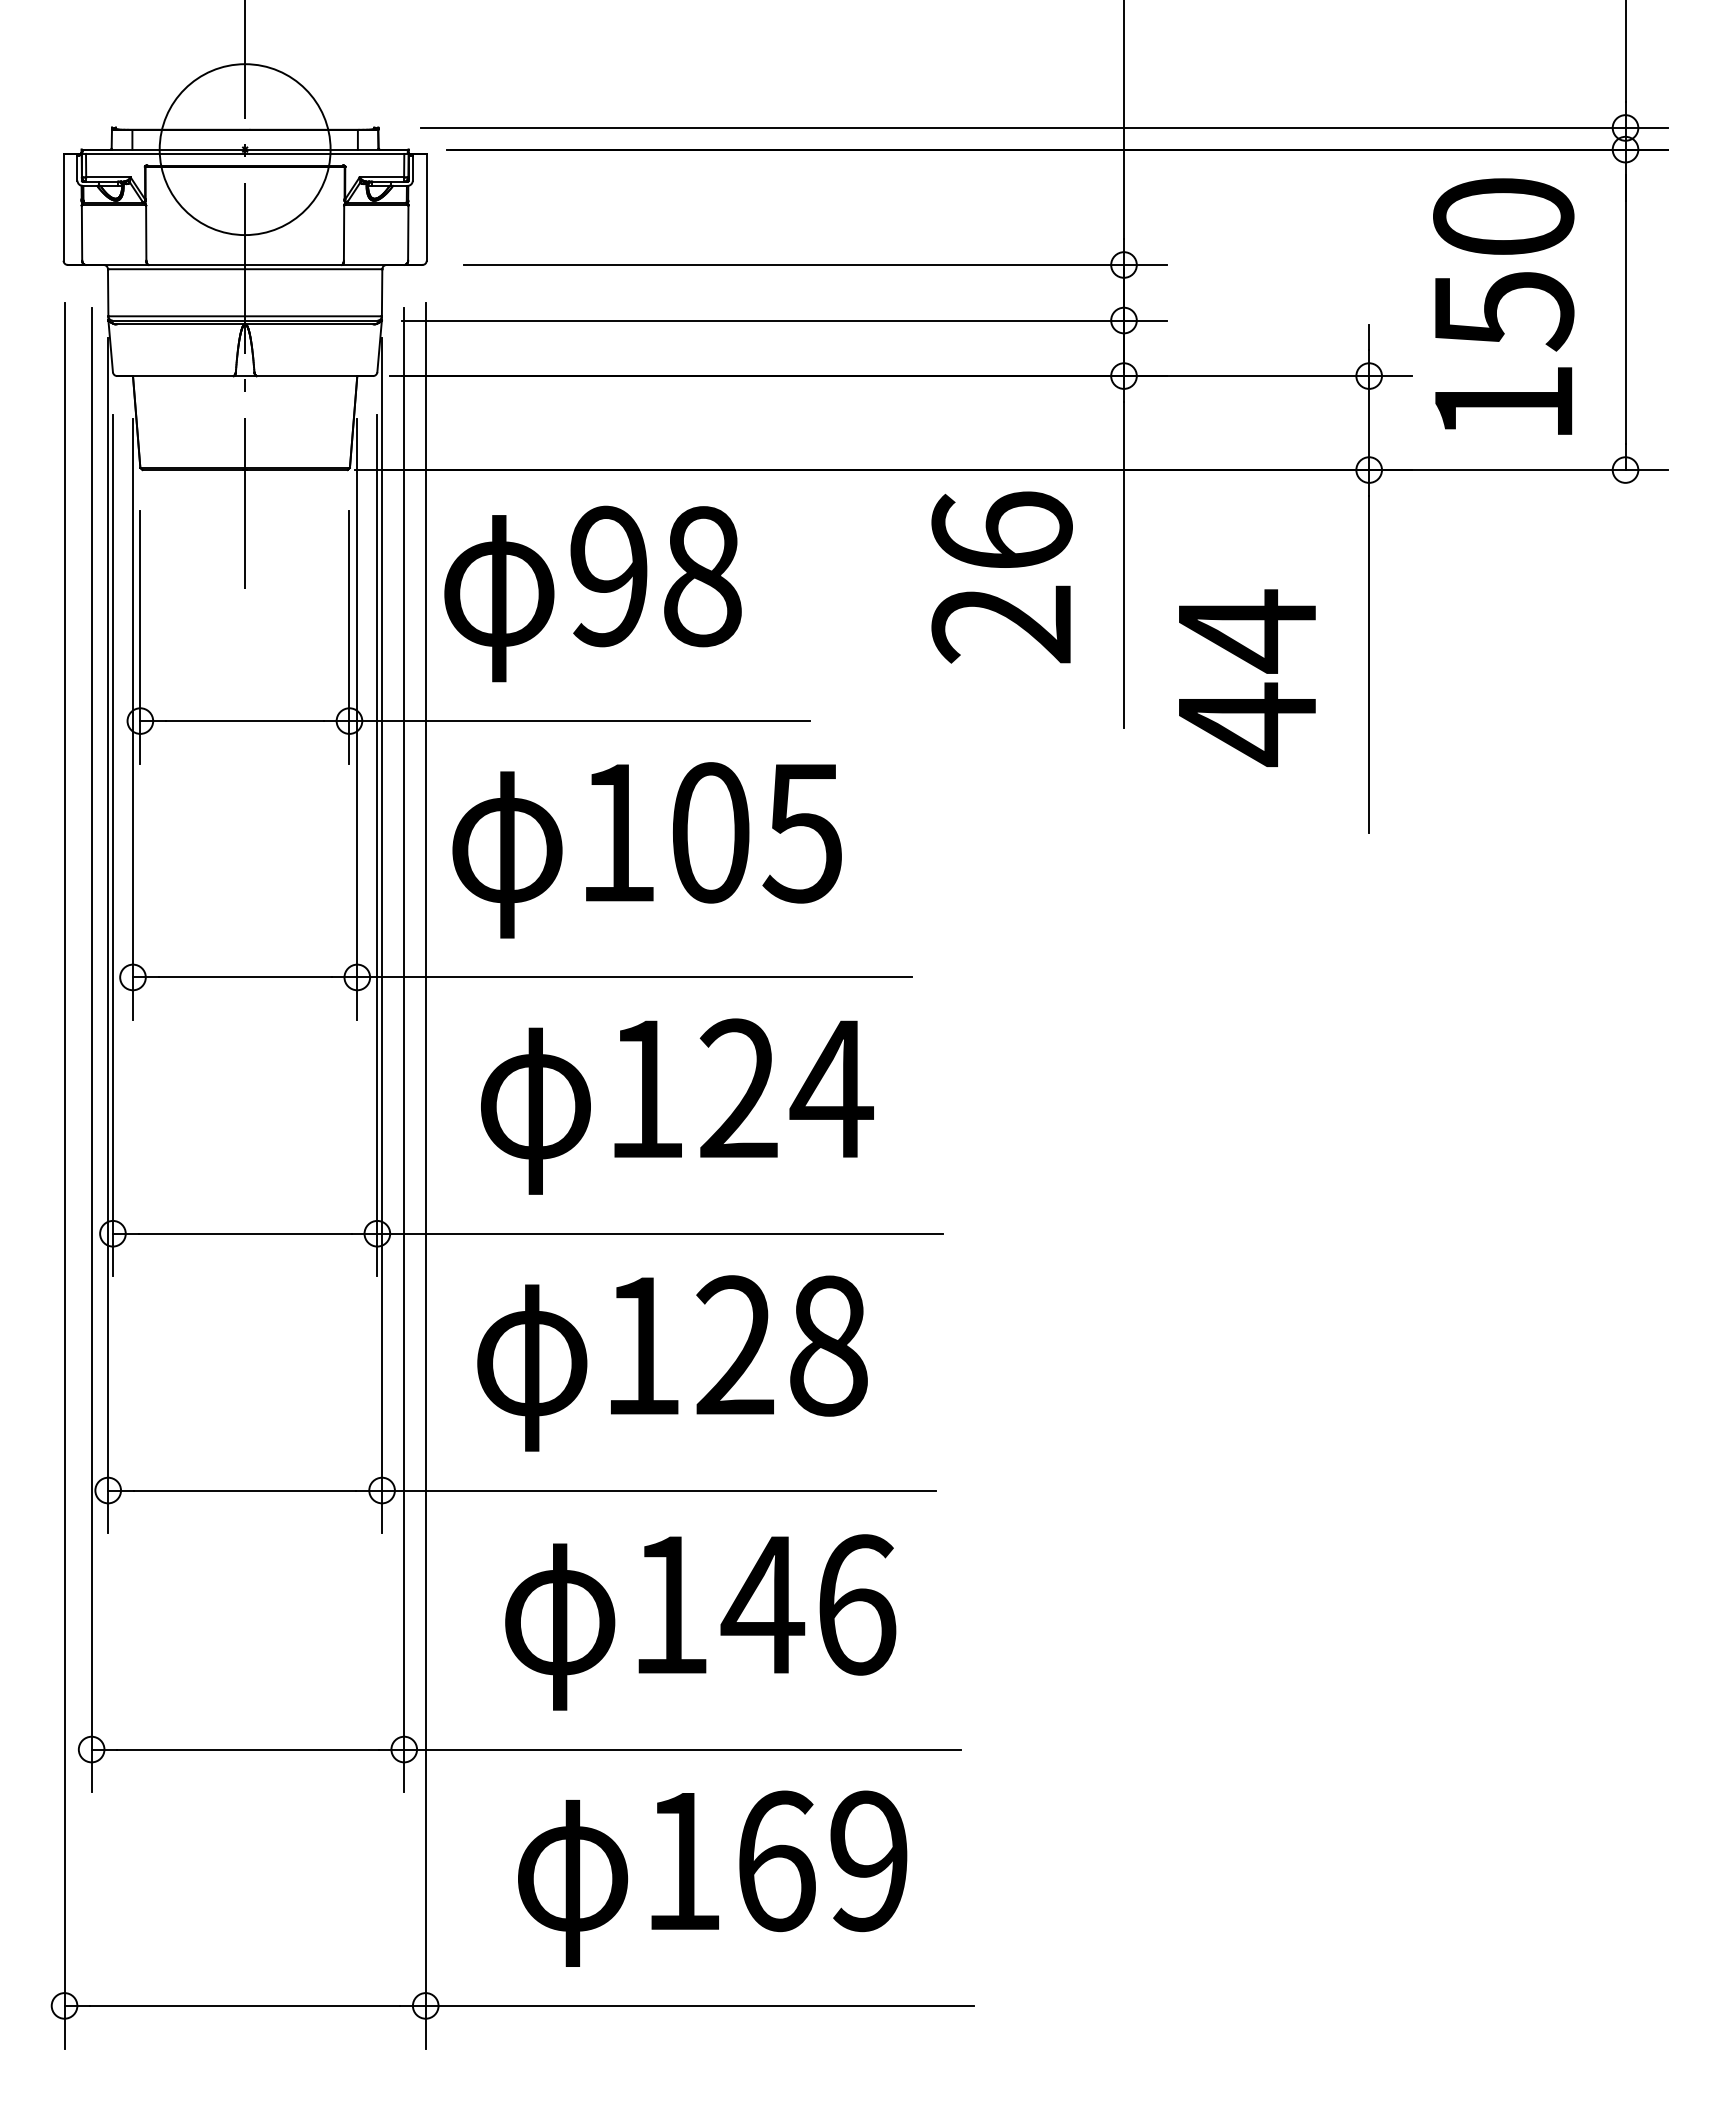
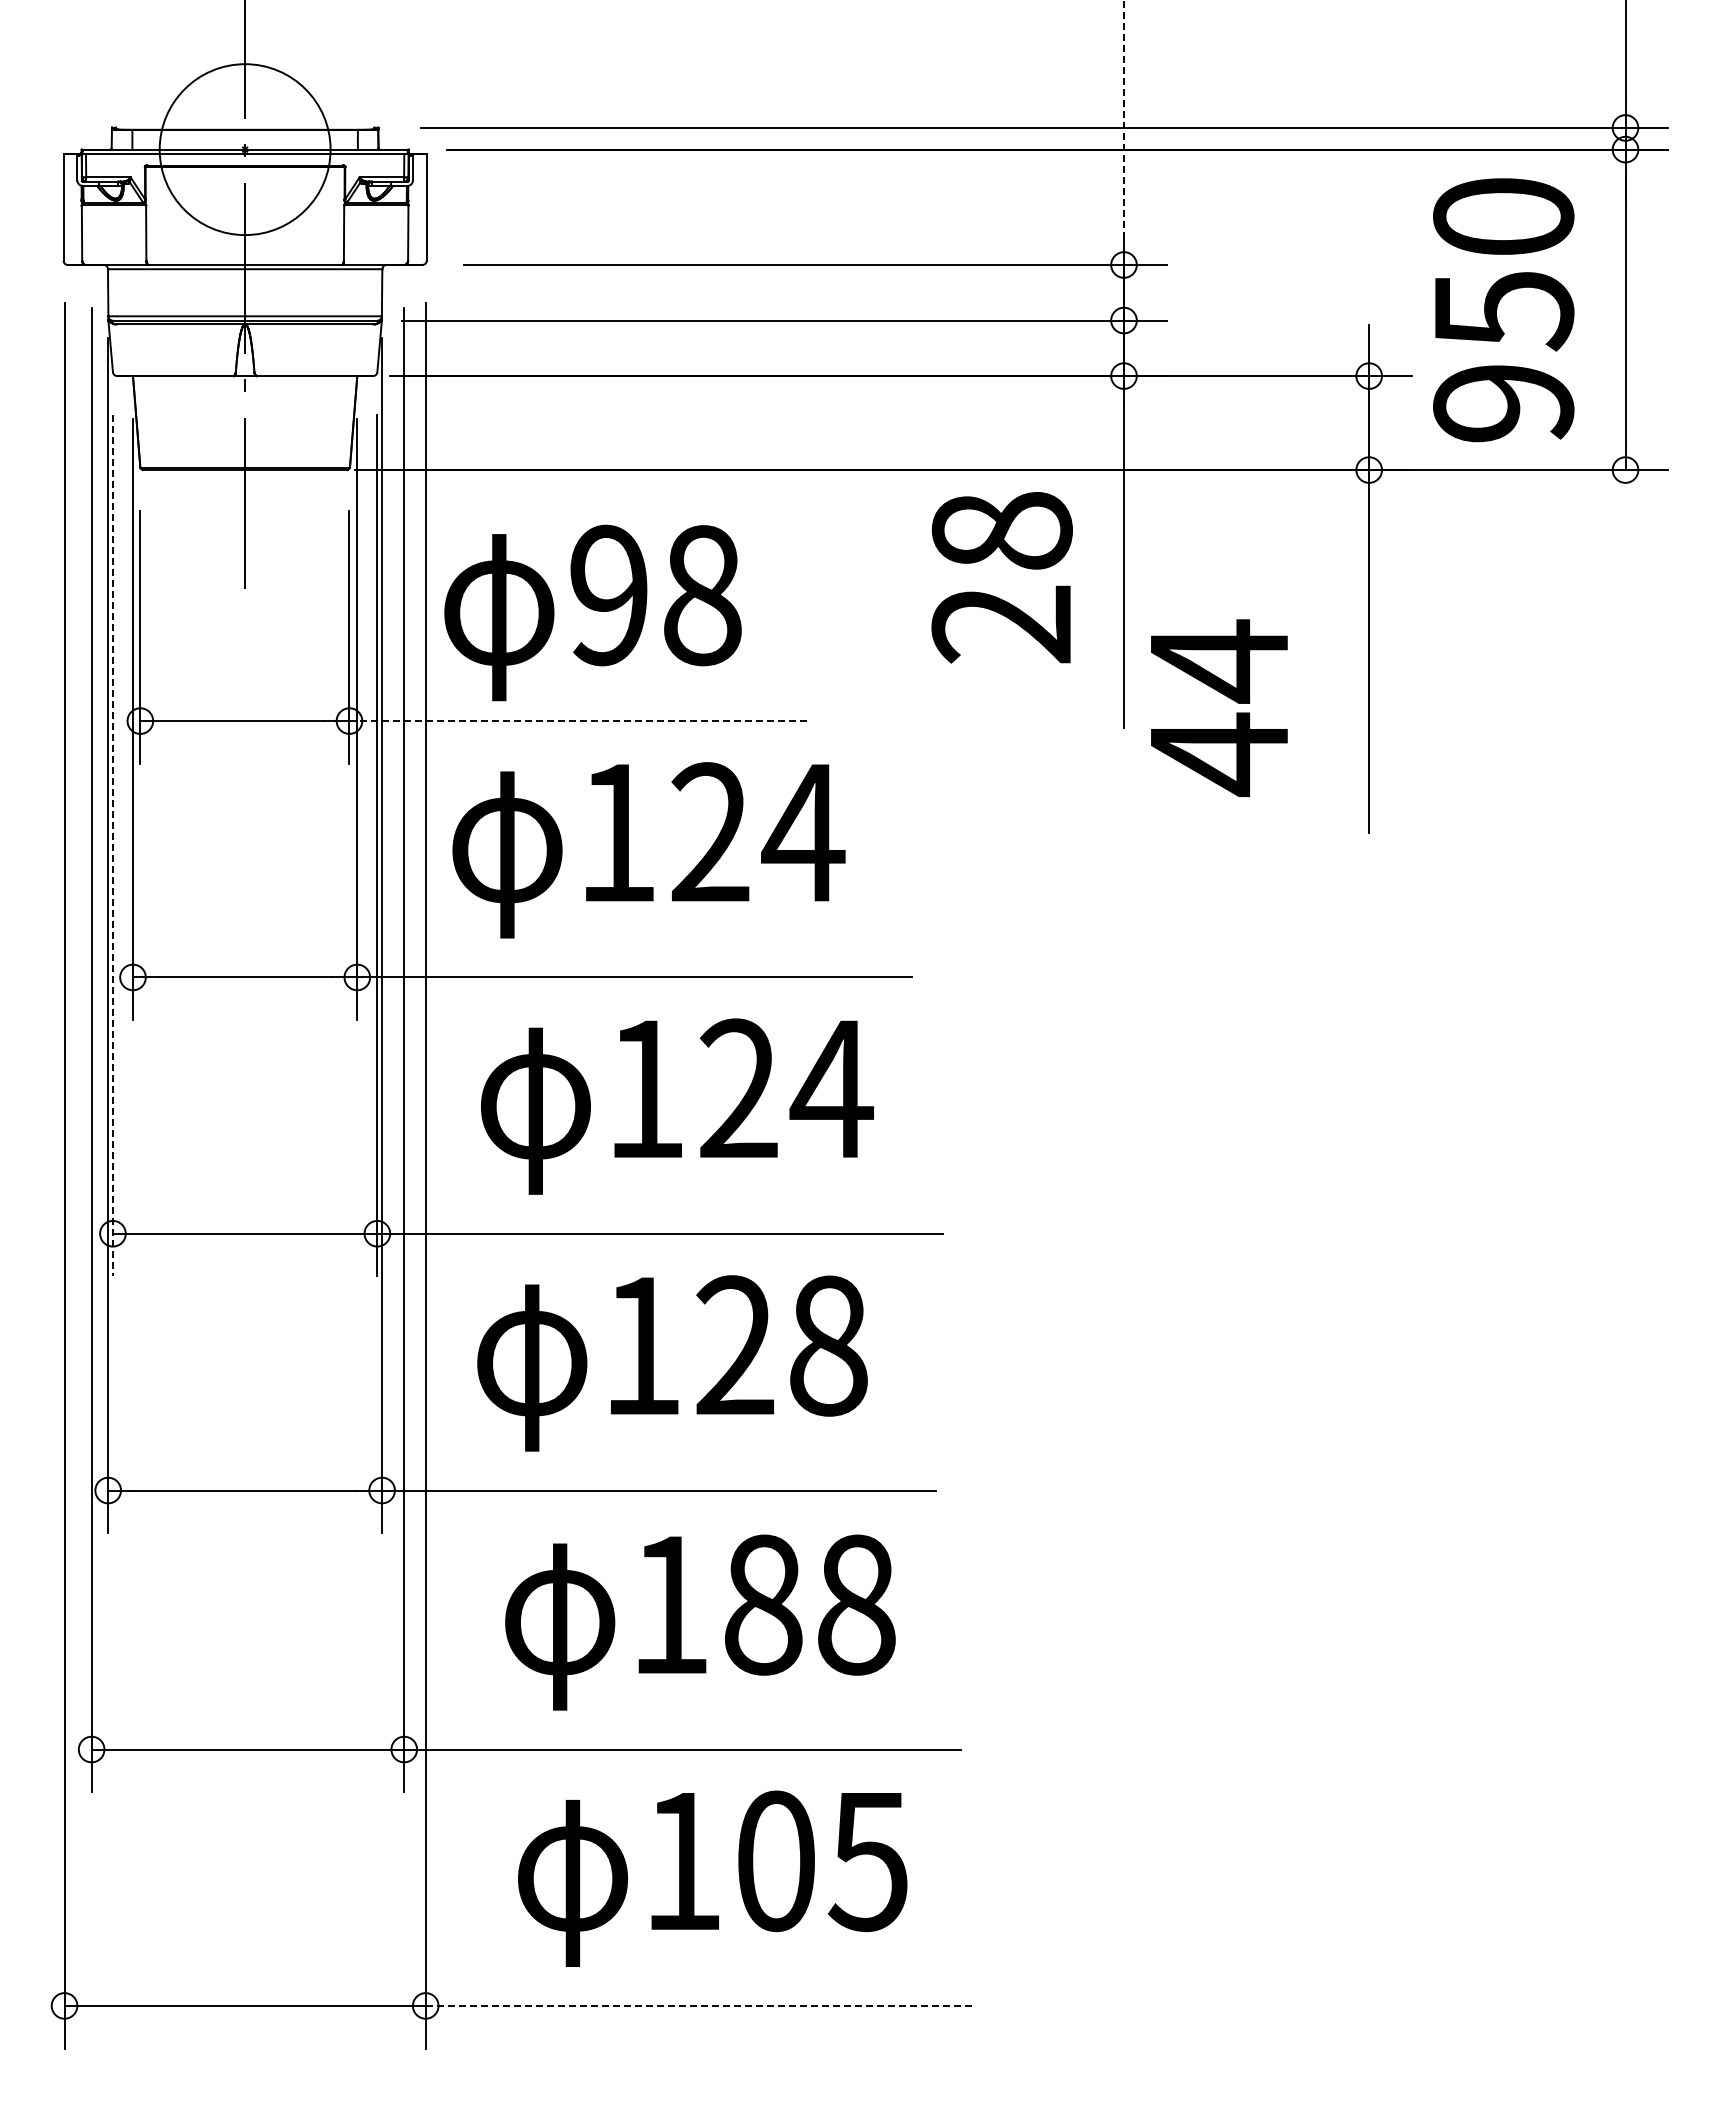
line: solid -> dashed (1124, 119)
text: 150 -> 950 (1503, 403)
text: 26 -> 28 (1001, 530)
text position: (592, 593) -> (592, 612) (592, 612)
text position: (1247, 677) -> (1219, 707) (1219, 707)
line: solid -> dashed (580, 721)
text: 105 -> 124 (758, 832)
line: solid -> dashed (112, 845)
text: 146 -> 188 (808, 1604)
text: 169 -> 105 (822, 1861)
line: solid -> dashed (700, 2005)
